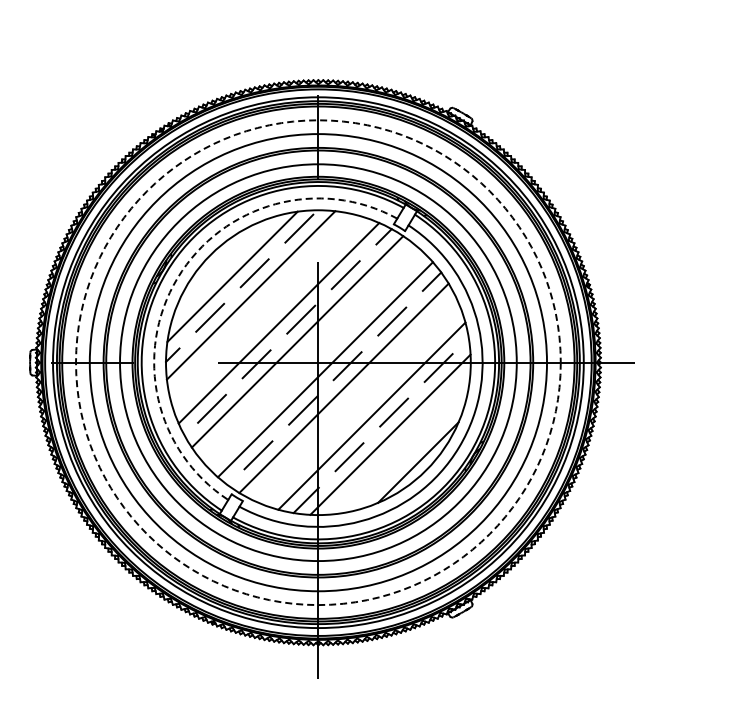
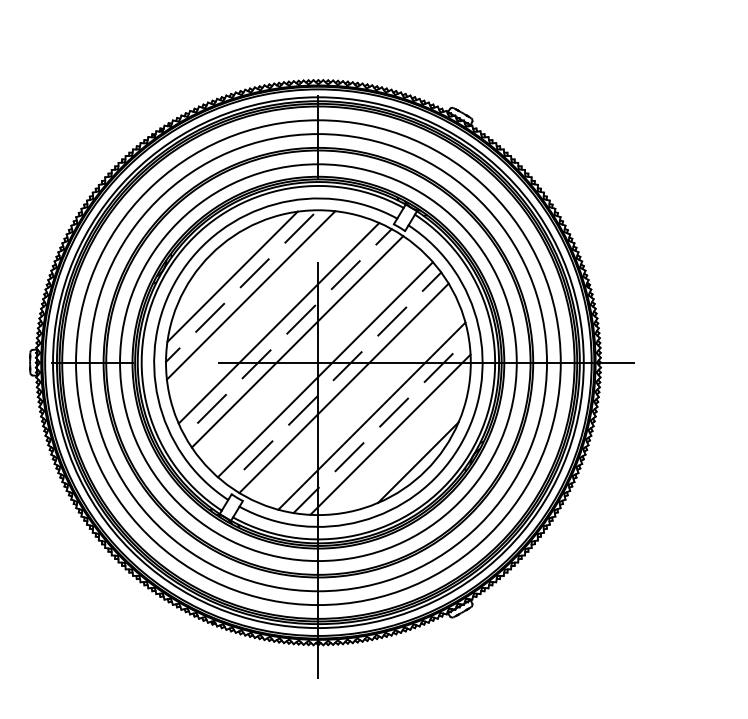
arc: dashed -> solid (177, 278)
circle: dashed -> solid (318, 362)
